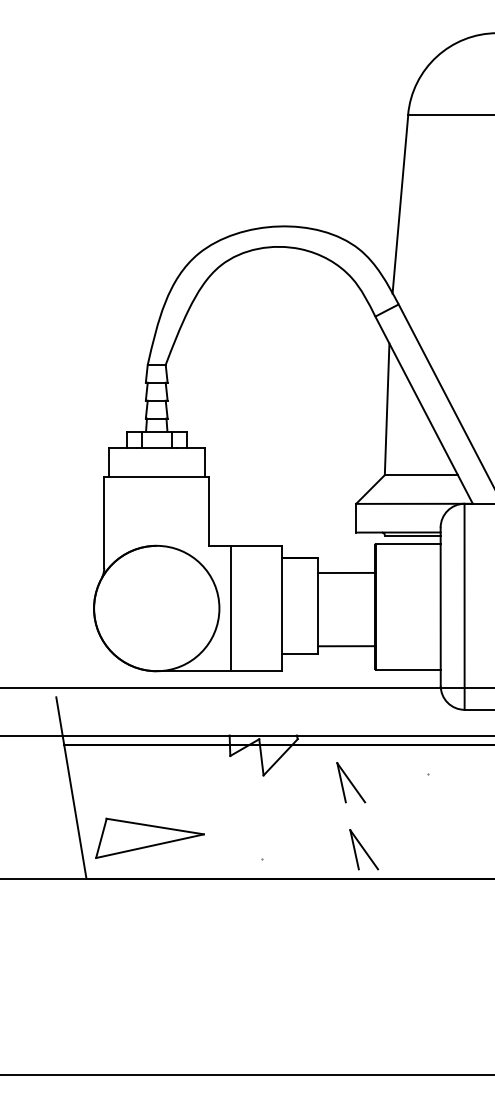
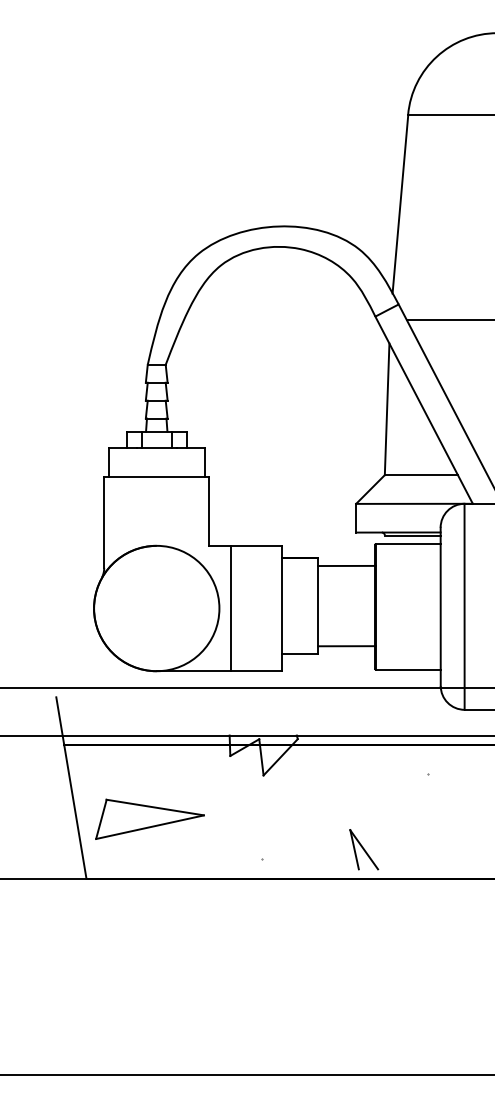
line: none -> present (448, 319)
line position: (346, 572) -> (346, 565) (346, 565)
part: present -> none (351, 782)
part position: (149, 837) -> (149, 818) (149, 818)
